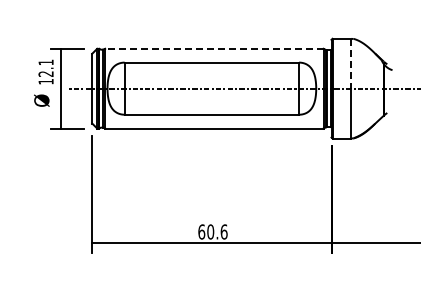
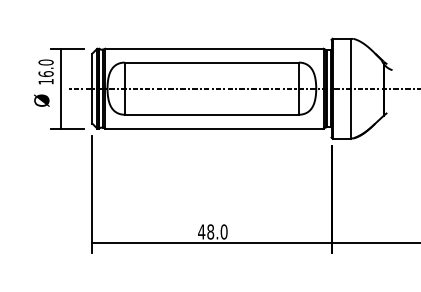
line: dashed -> solid (213, 48)
line: dashed -> solid (351, 63)
text: 12.1 -> 16.0 (45, 67)
text: 60.6 -> 48.0 (212, 231)
